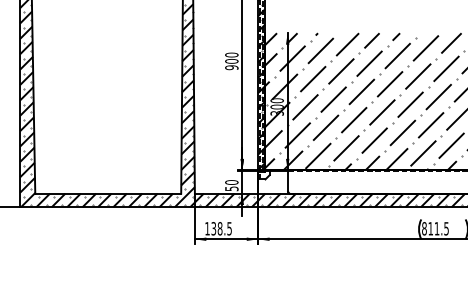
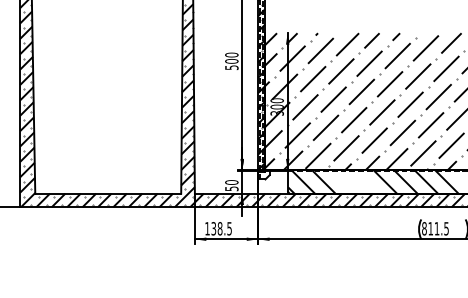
text: 900 -> 500 (231, 67)
hatch: none -> present (364, 181)
